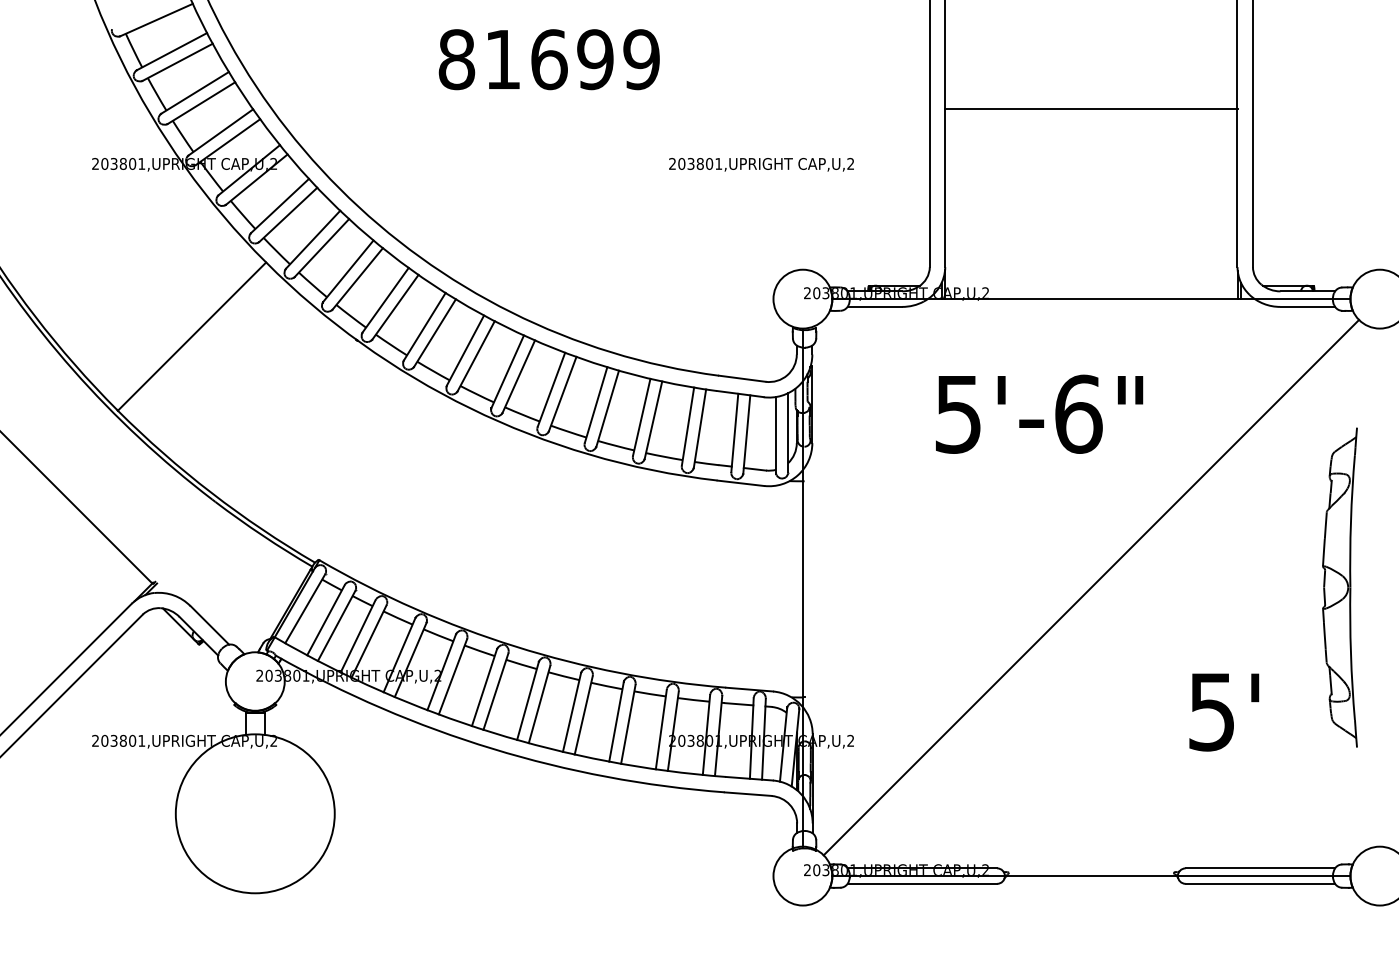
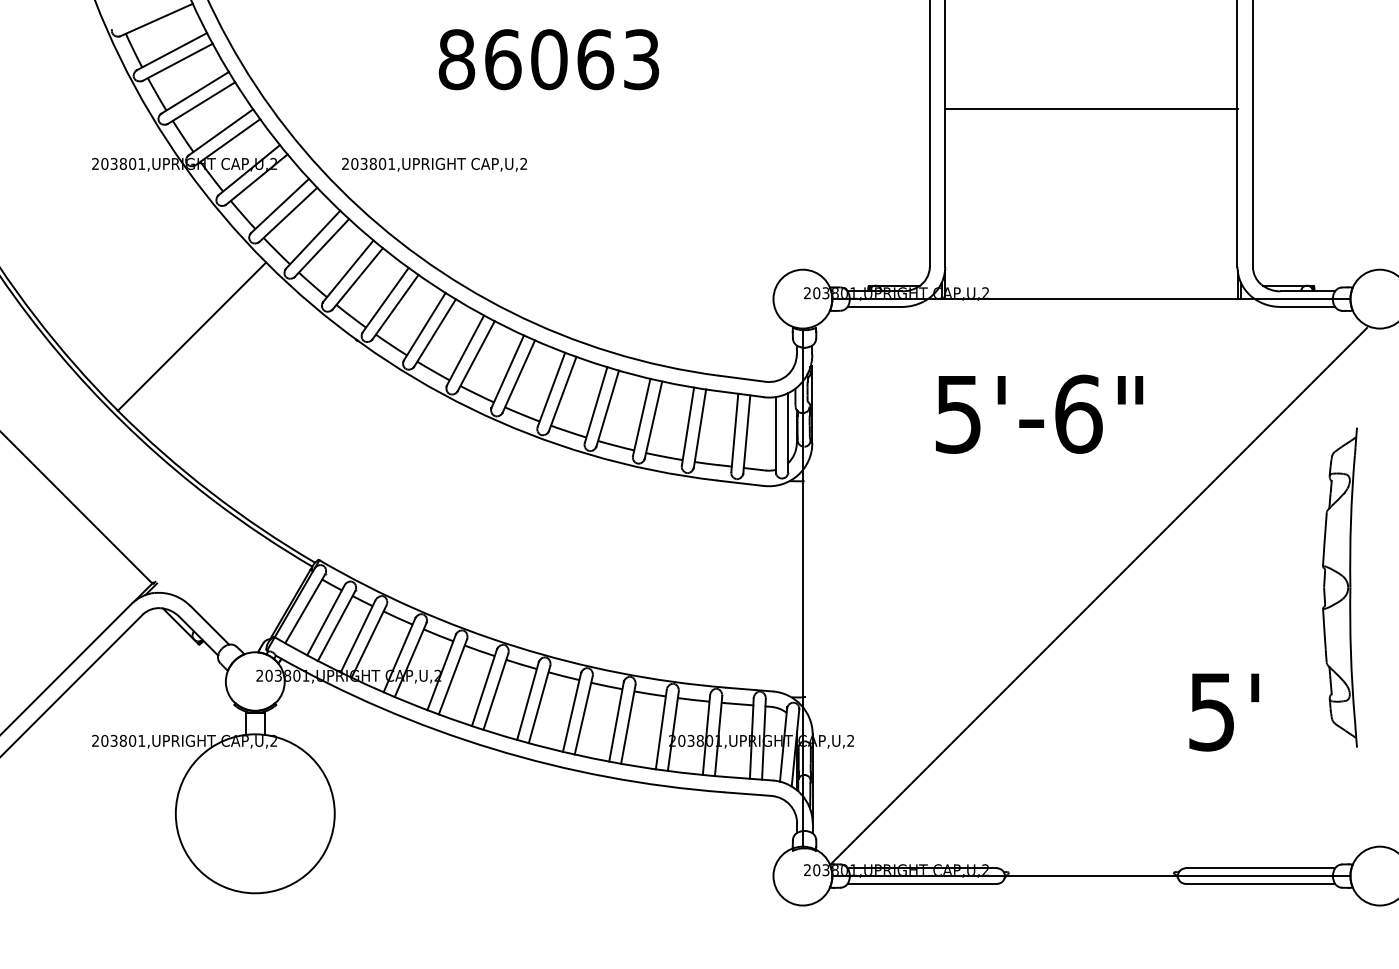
text: 81699 -> 86063 (572, 59)
text position: (761, 164) -> (434, 164) (434, 164)
line position: (1091, 587) -> (1099, 595) (1099, 595)
